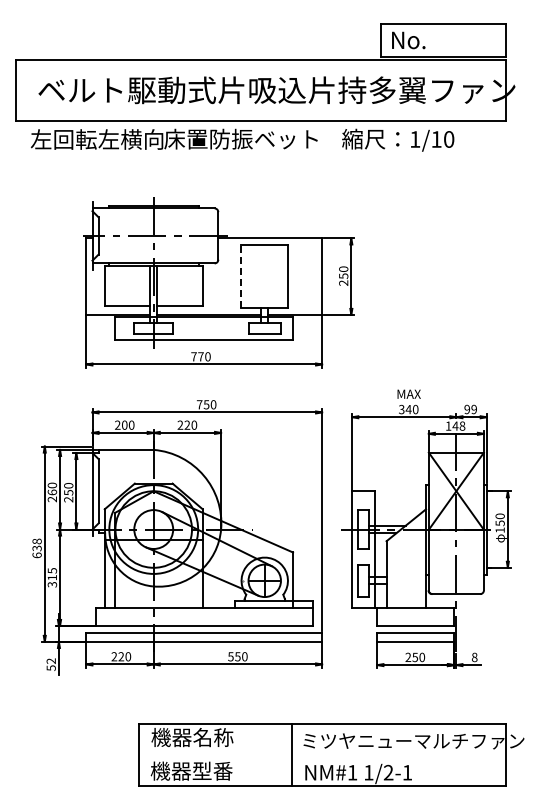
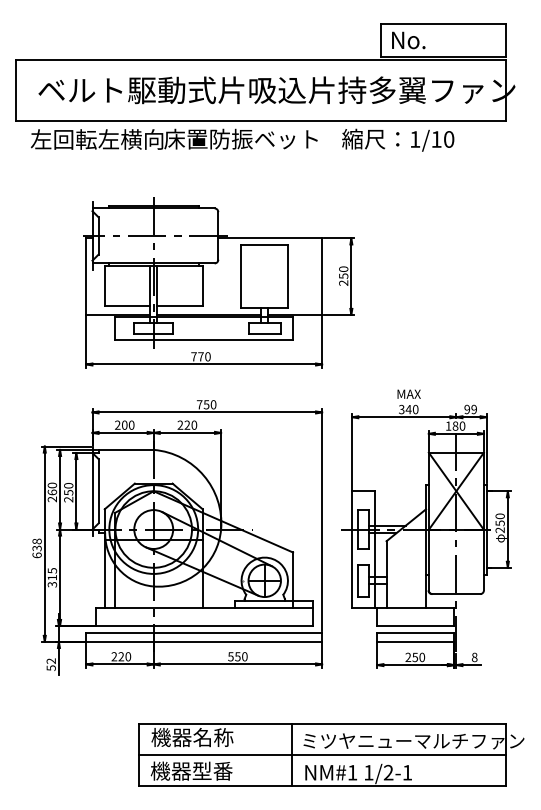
line: dashed -> solid (241, 275)
text: 148 -> 180 (458, 425)
text: 150 -> 250 (499, 530)
line: none -> present (322, 755)
